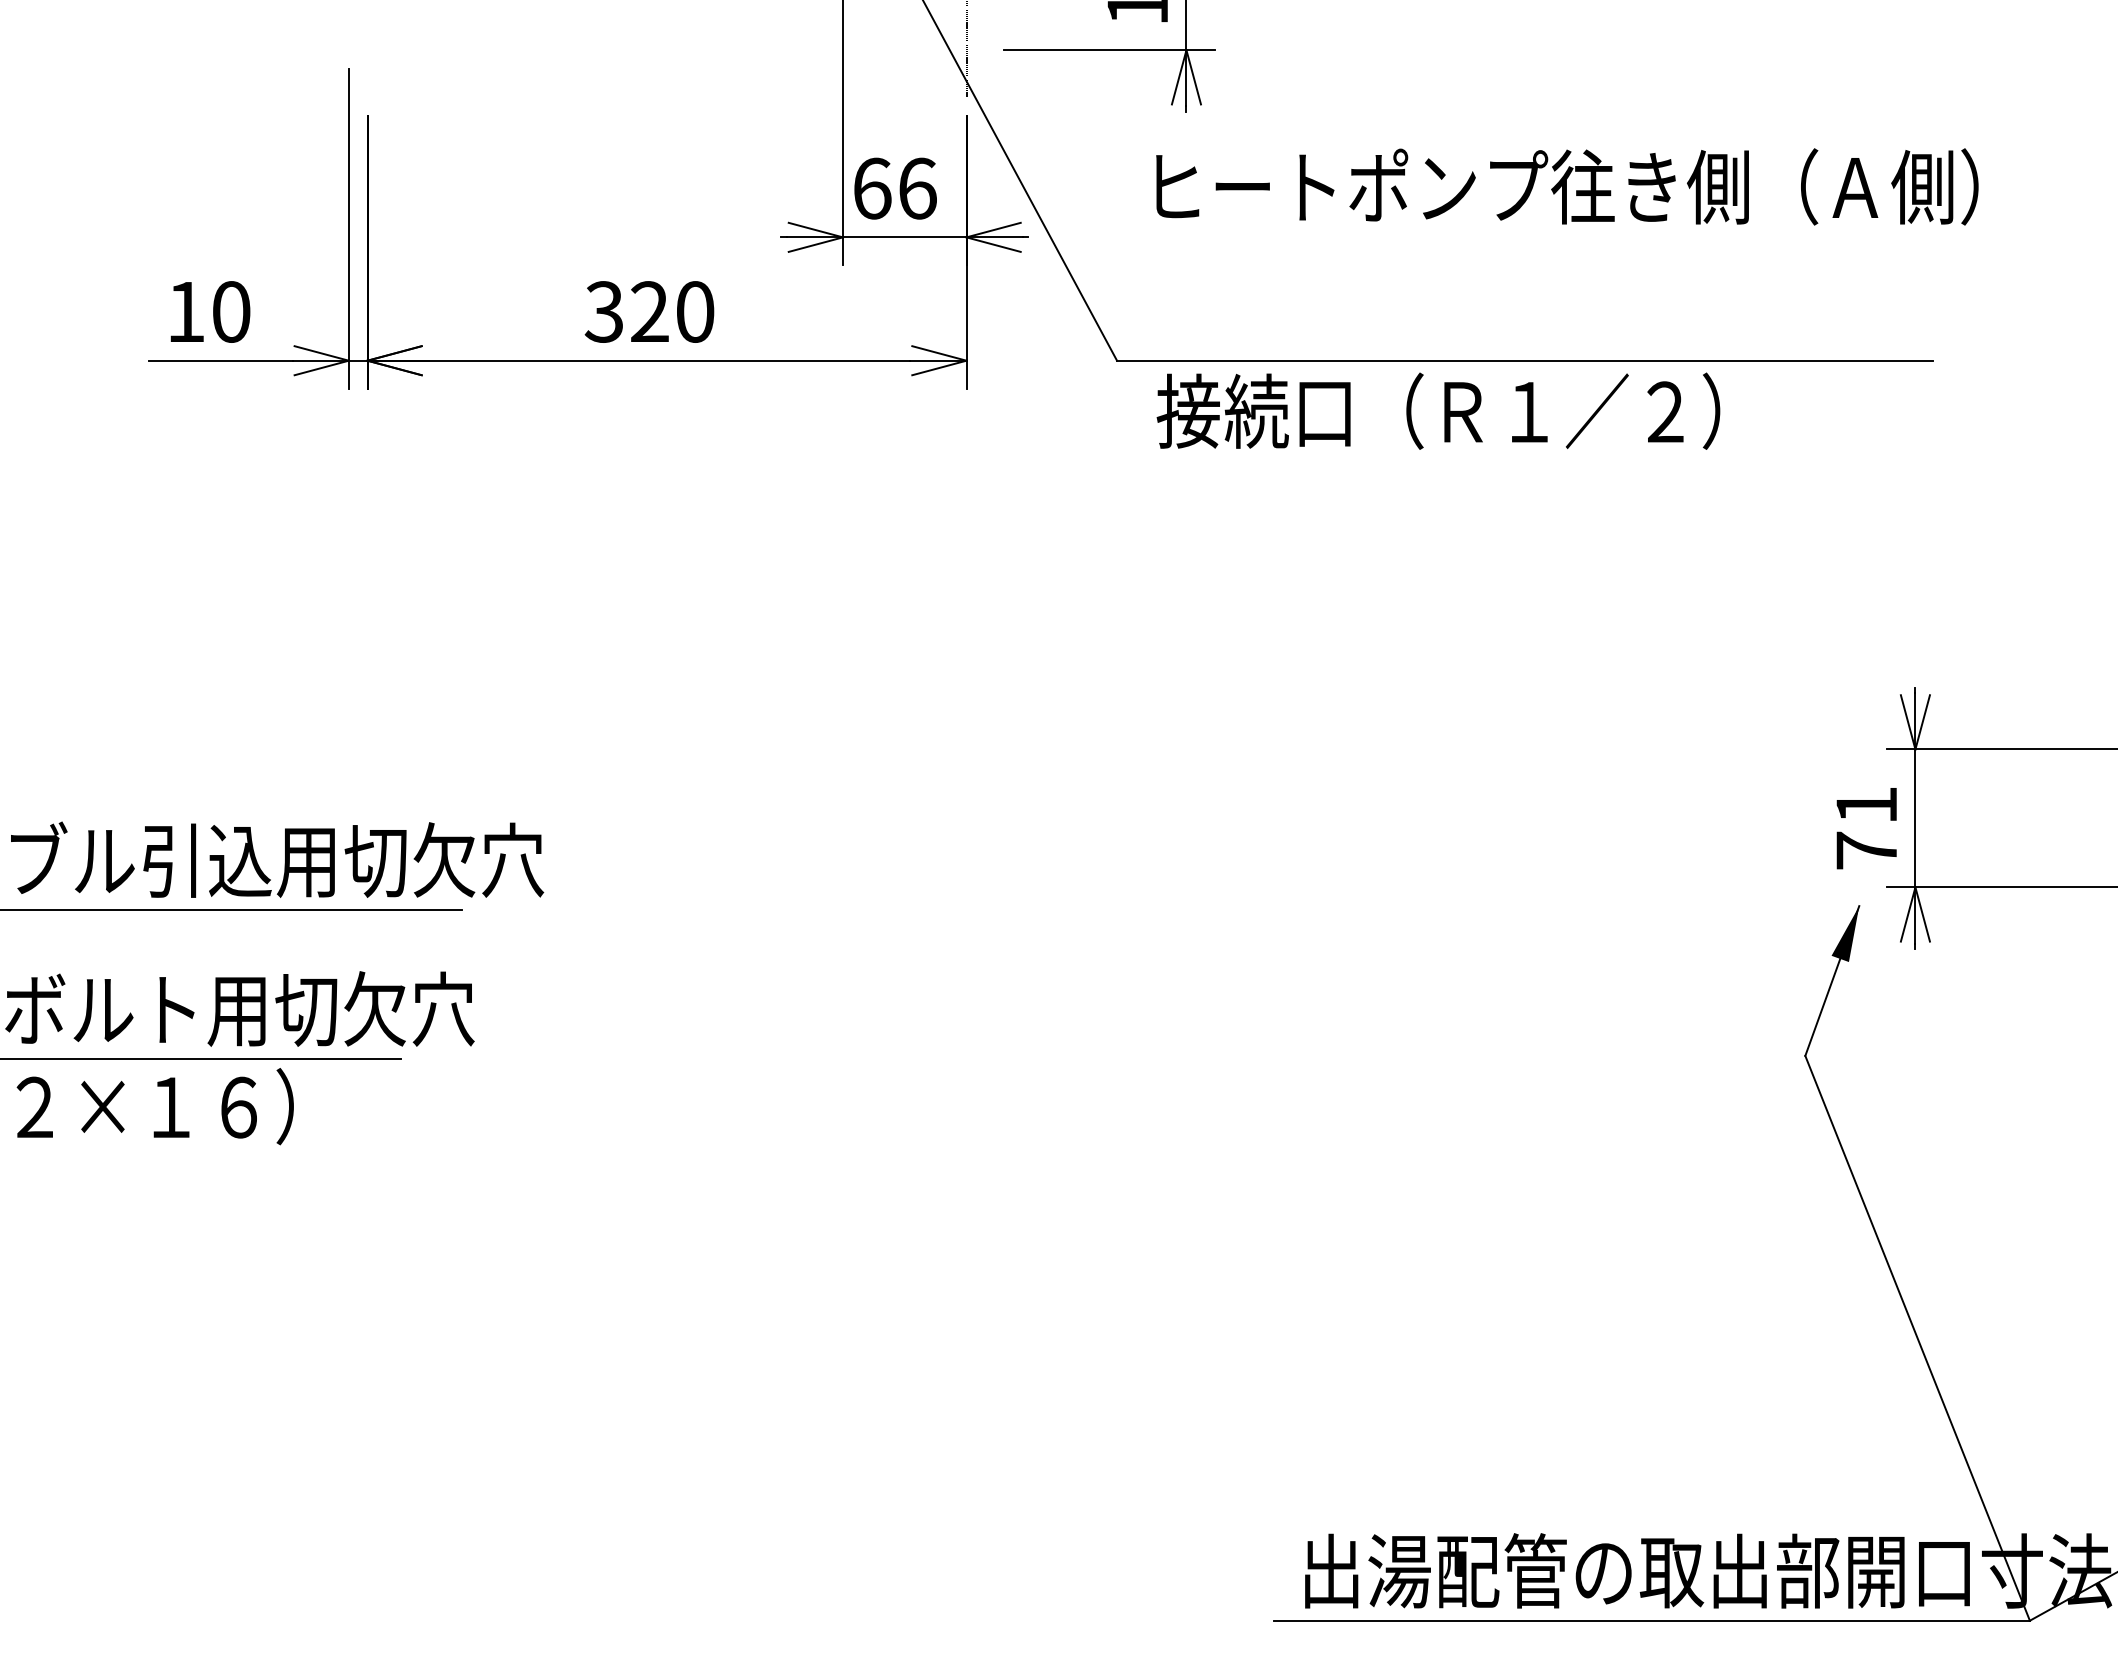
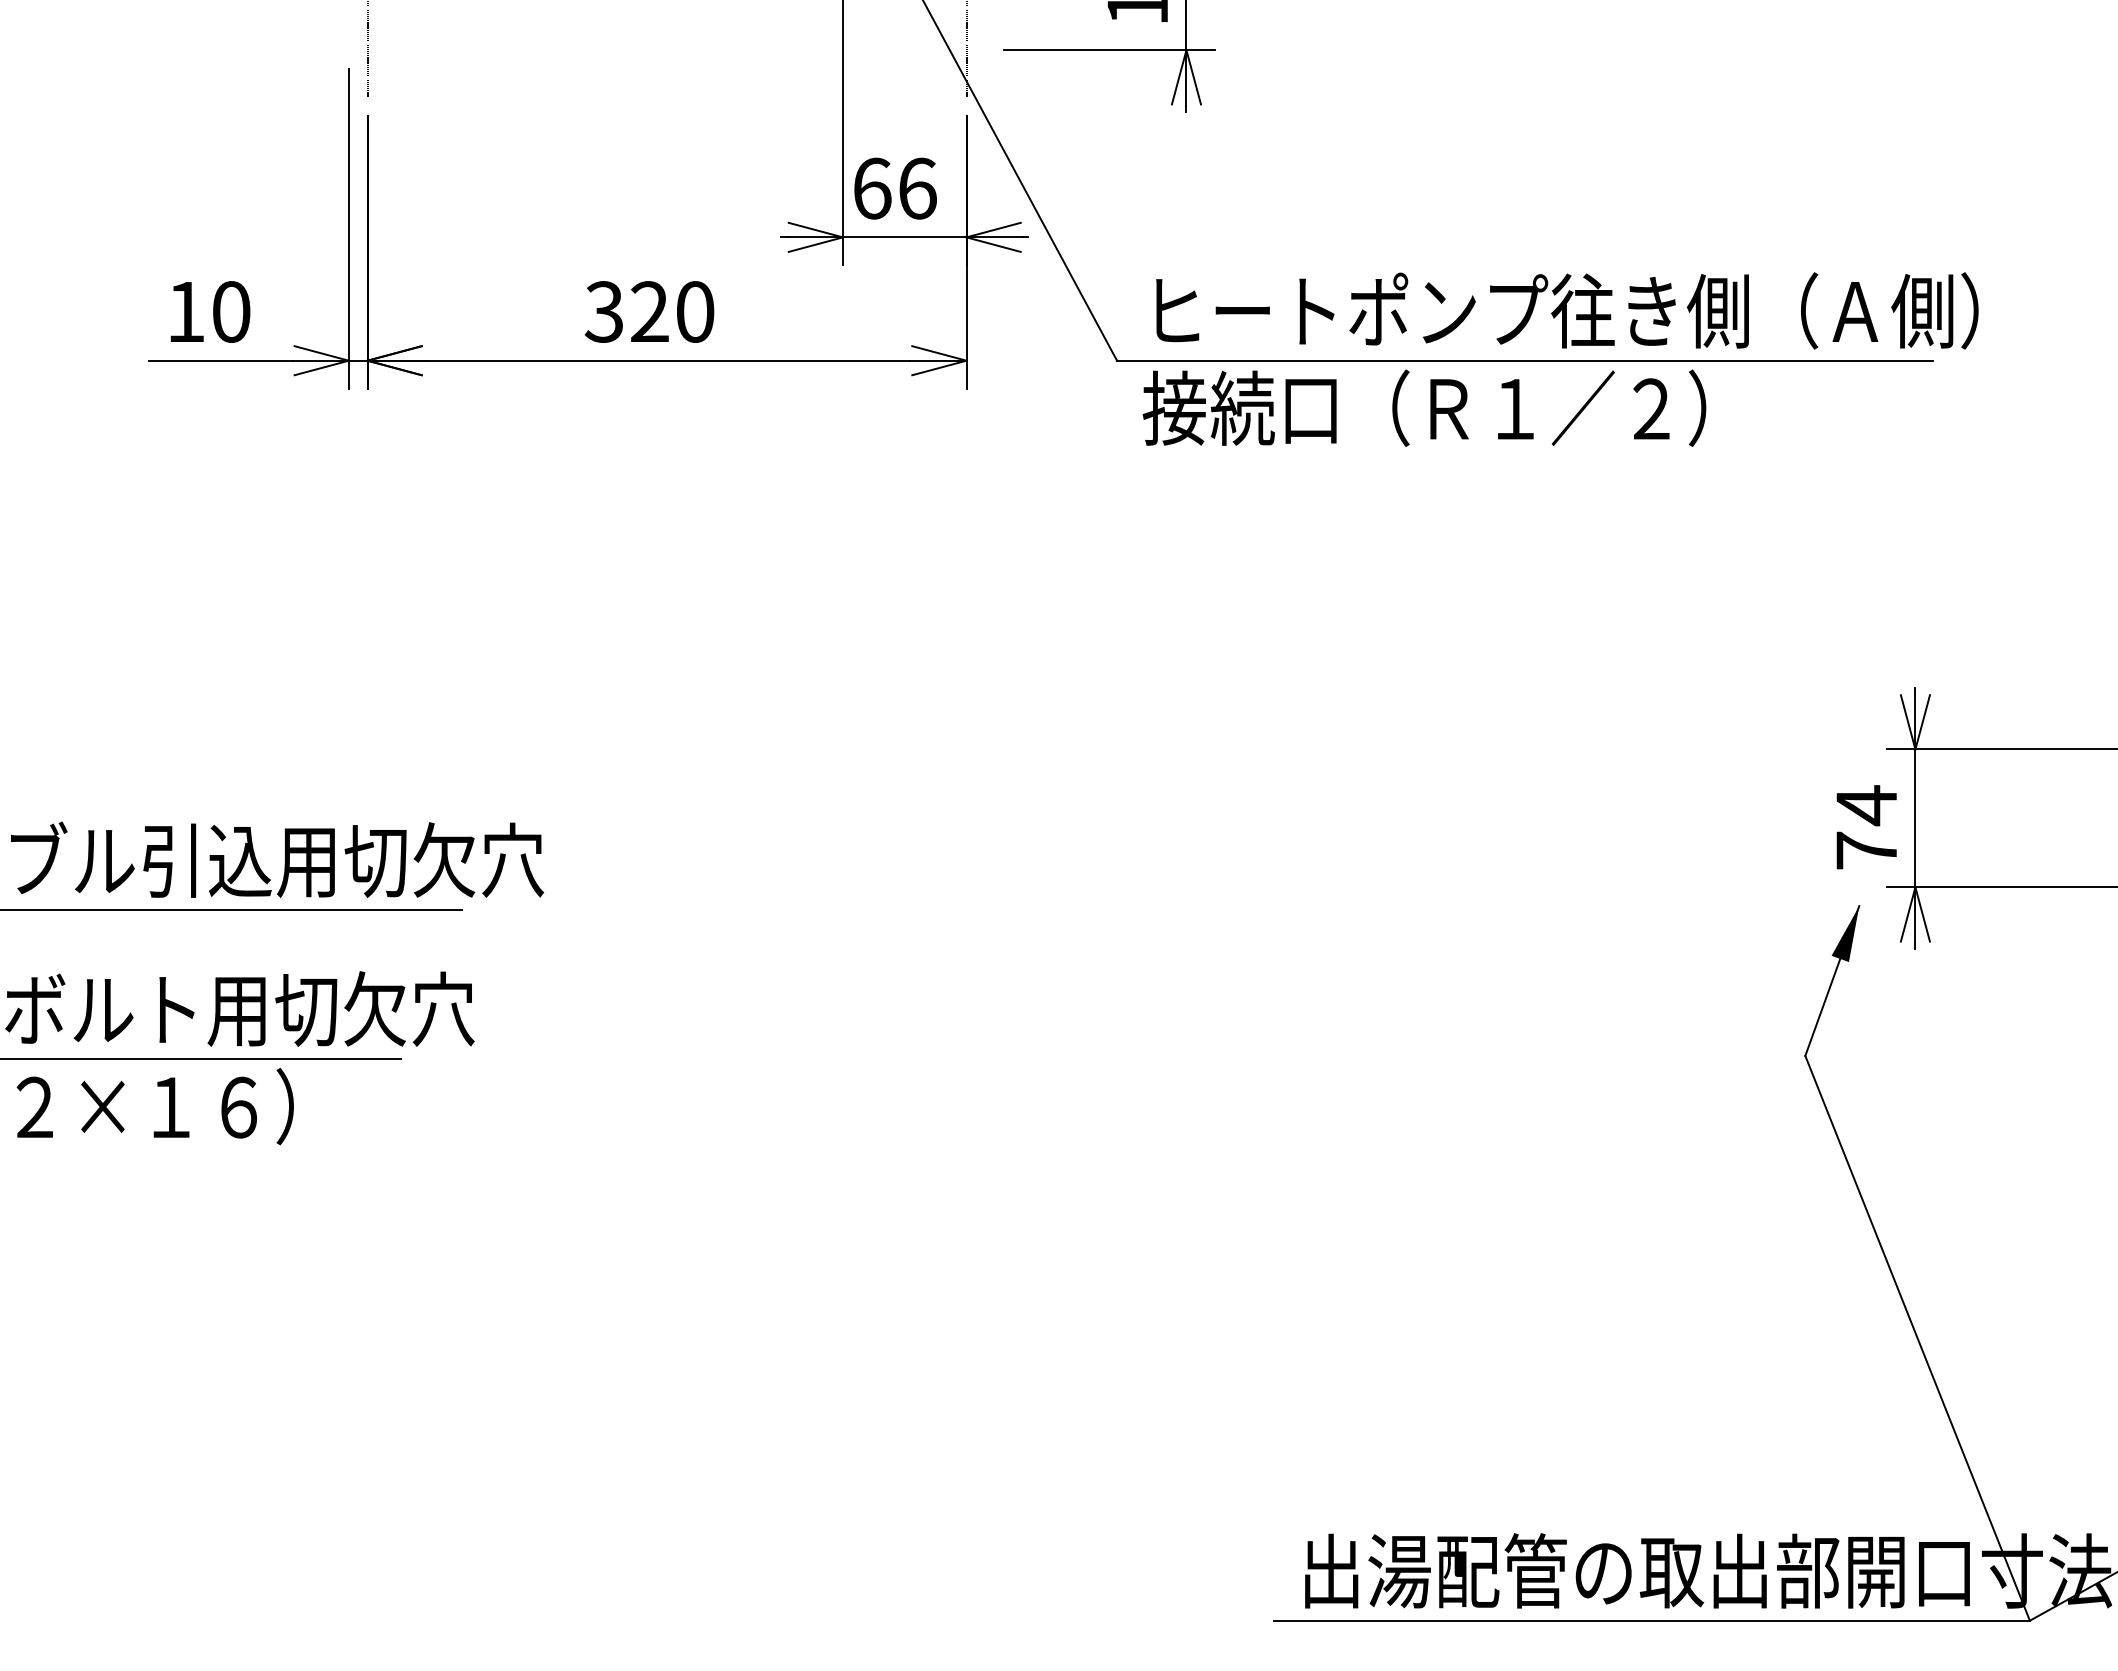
line: none -> present (367, 49)
text position: (1567, 186) -> (1567, 310) (1567, 310)
text position: (1438, 410) -> (1424, 407) (1424, 407)
text: 71 -> 74 (1866, 805)
